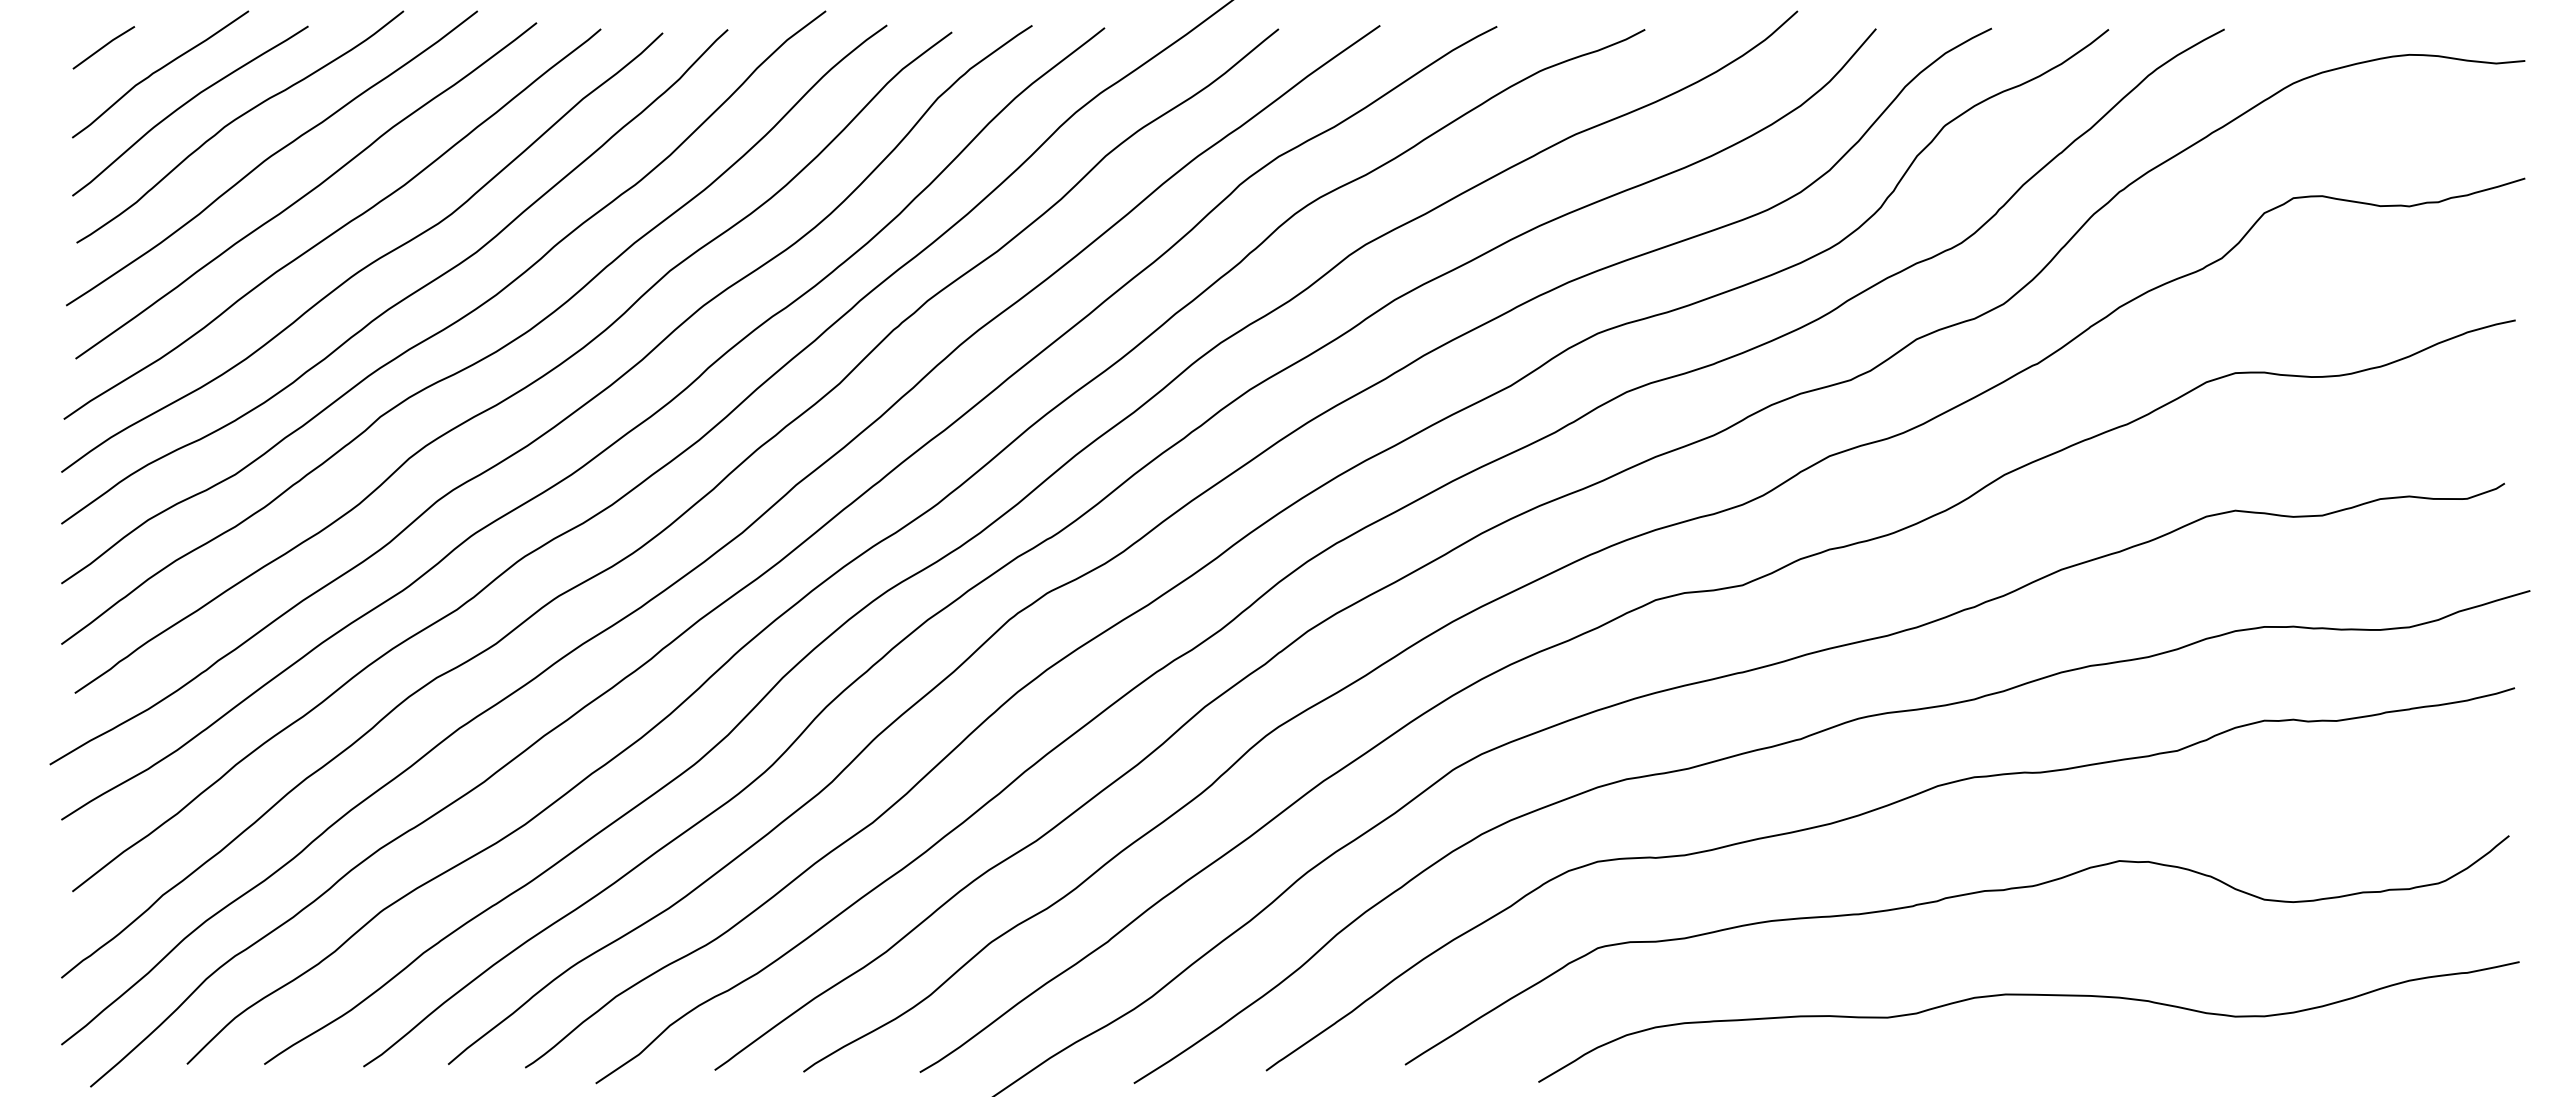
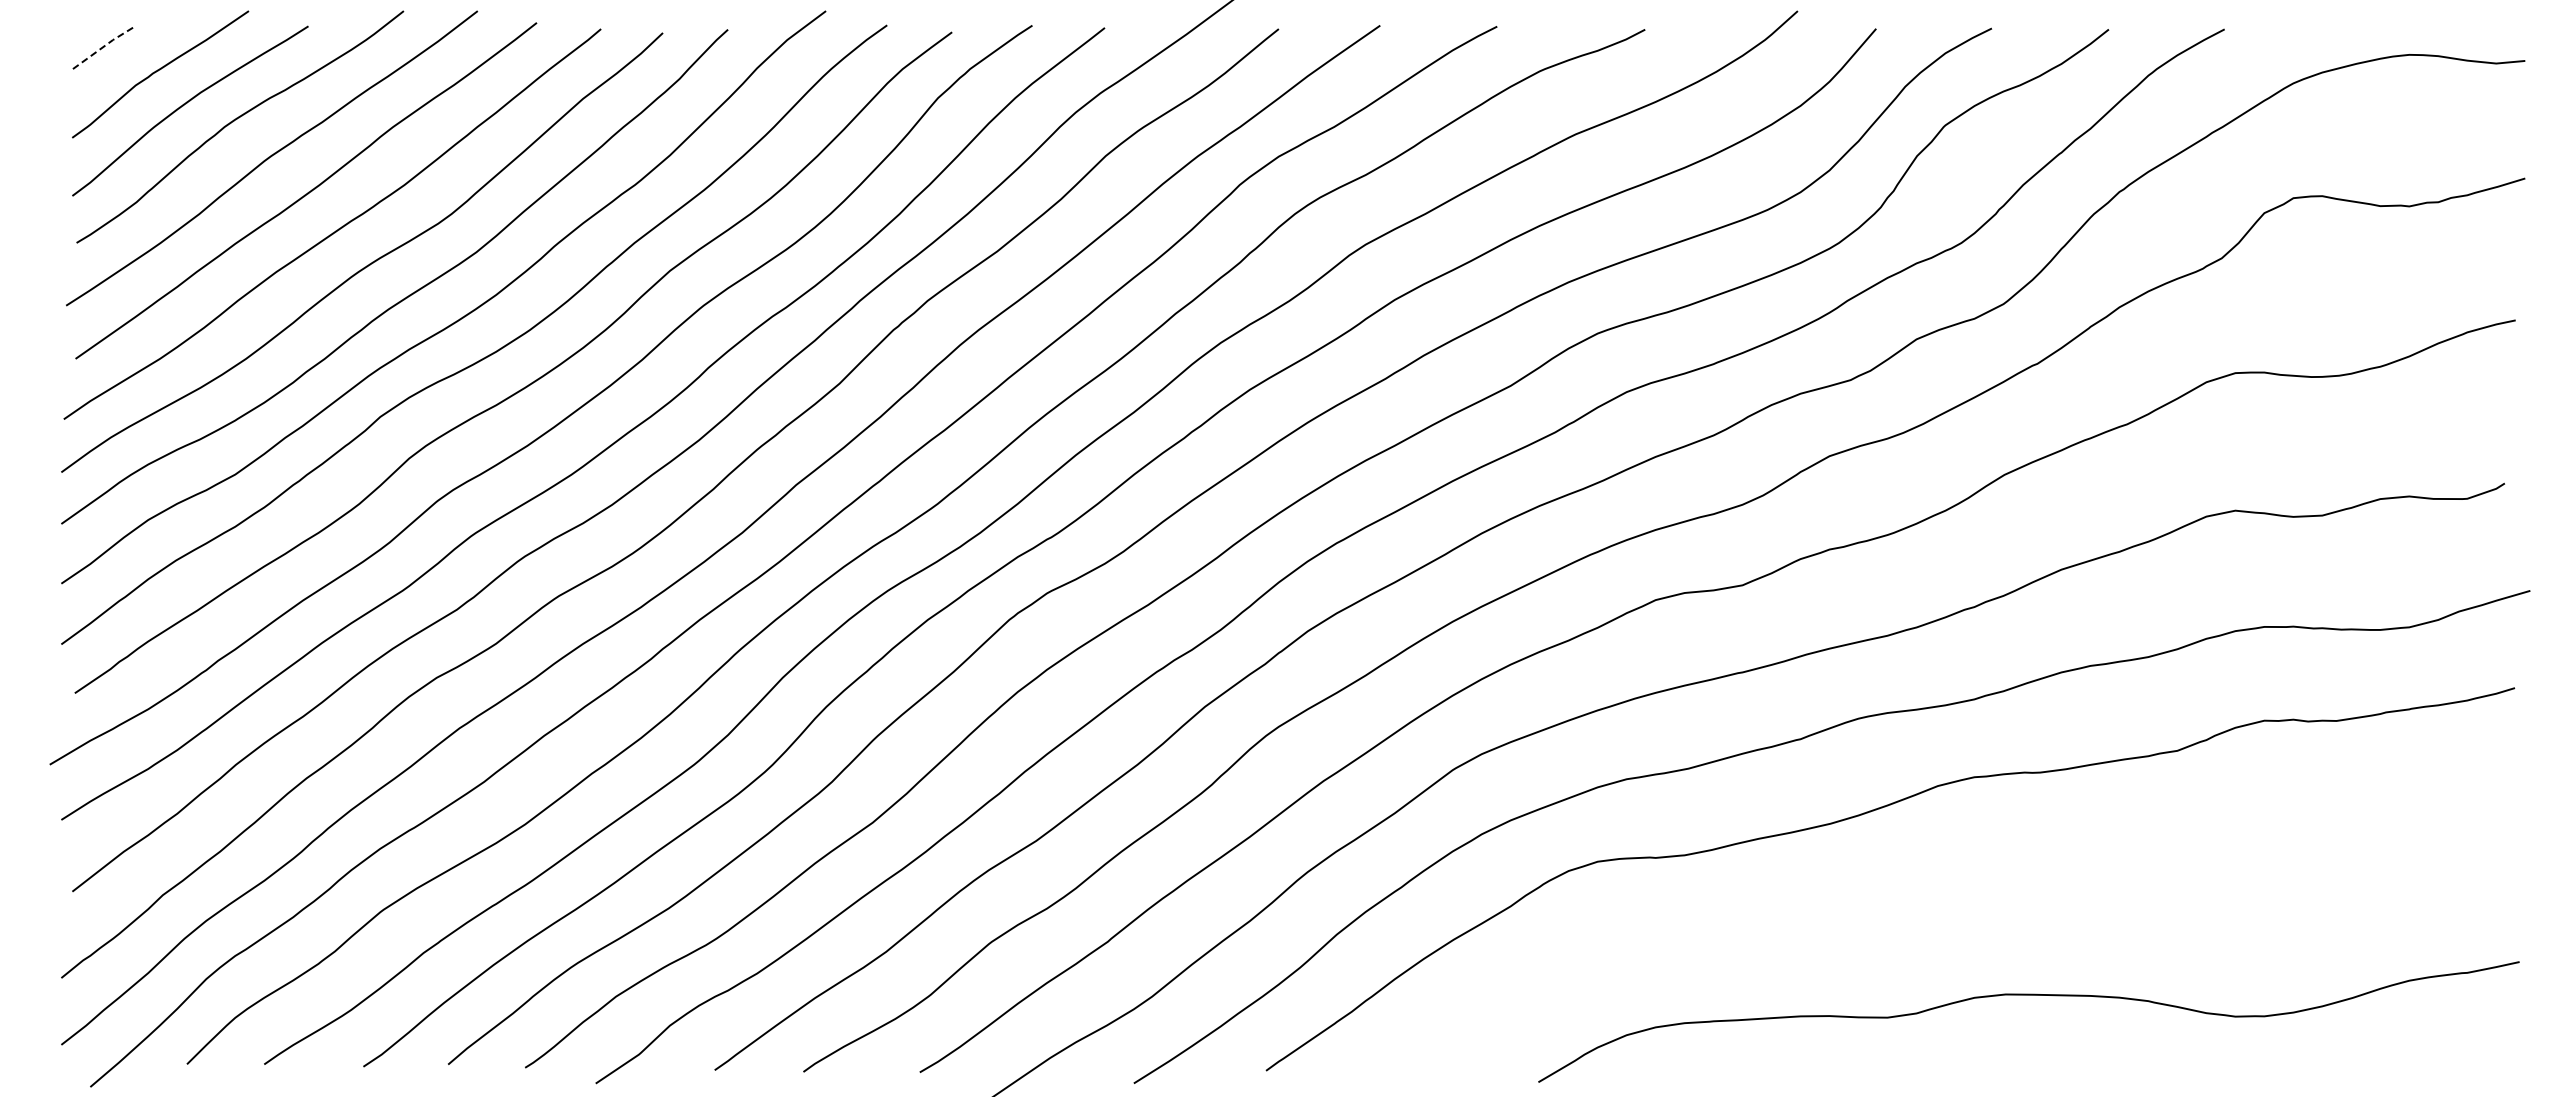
line: solid -> dashed (104, 46)
curve: present -> none (1937, 902)
